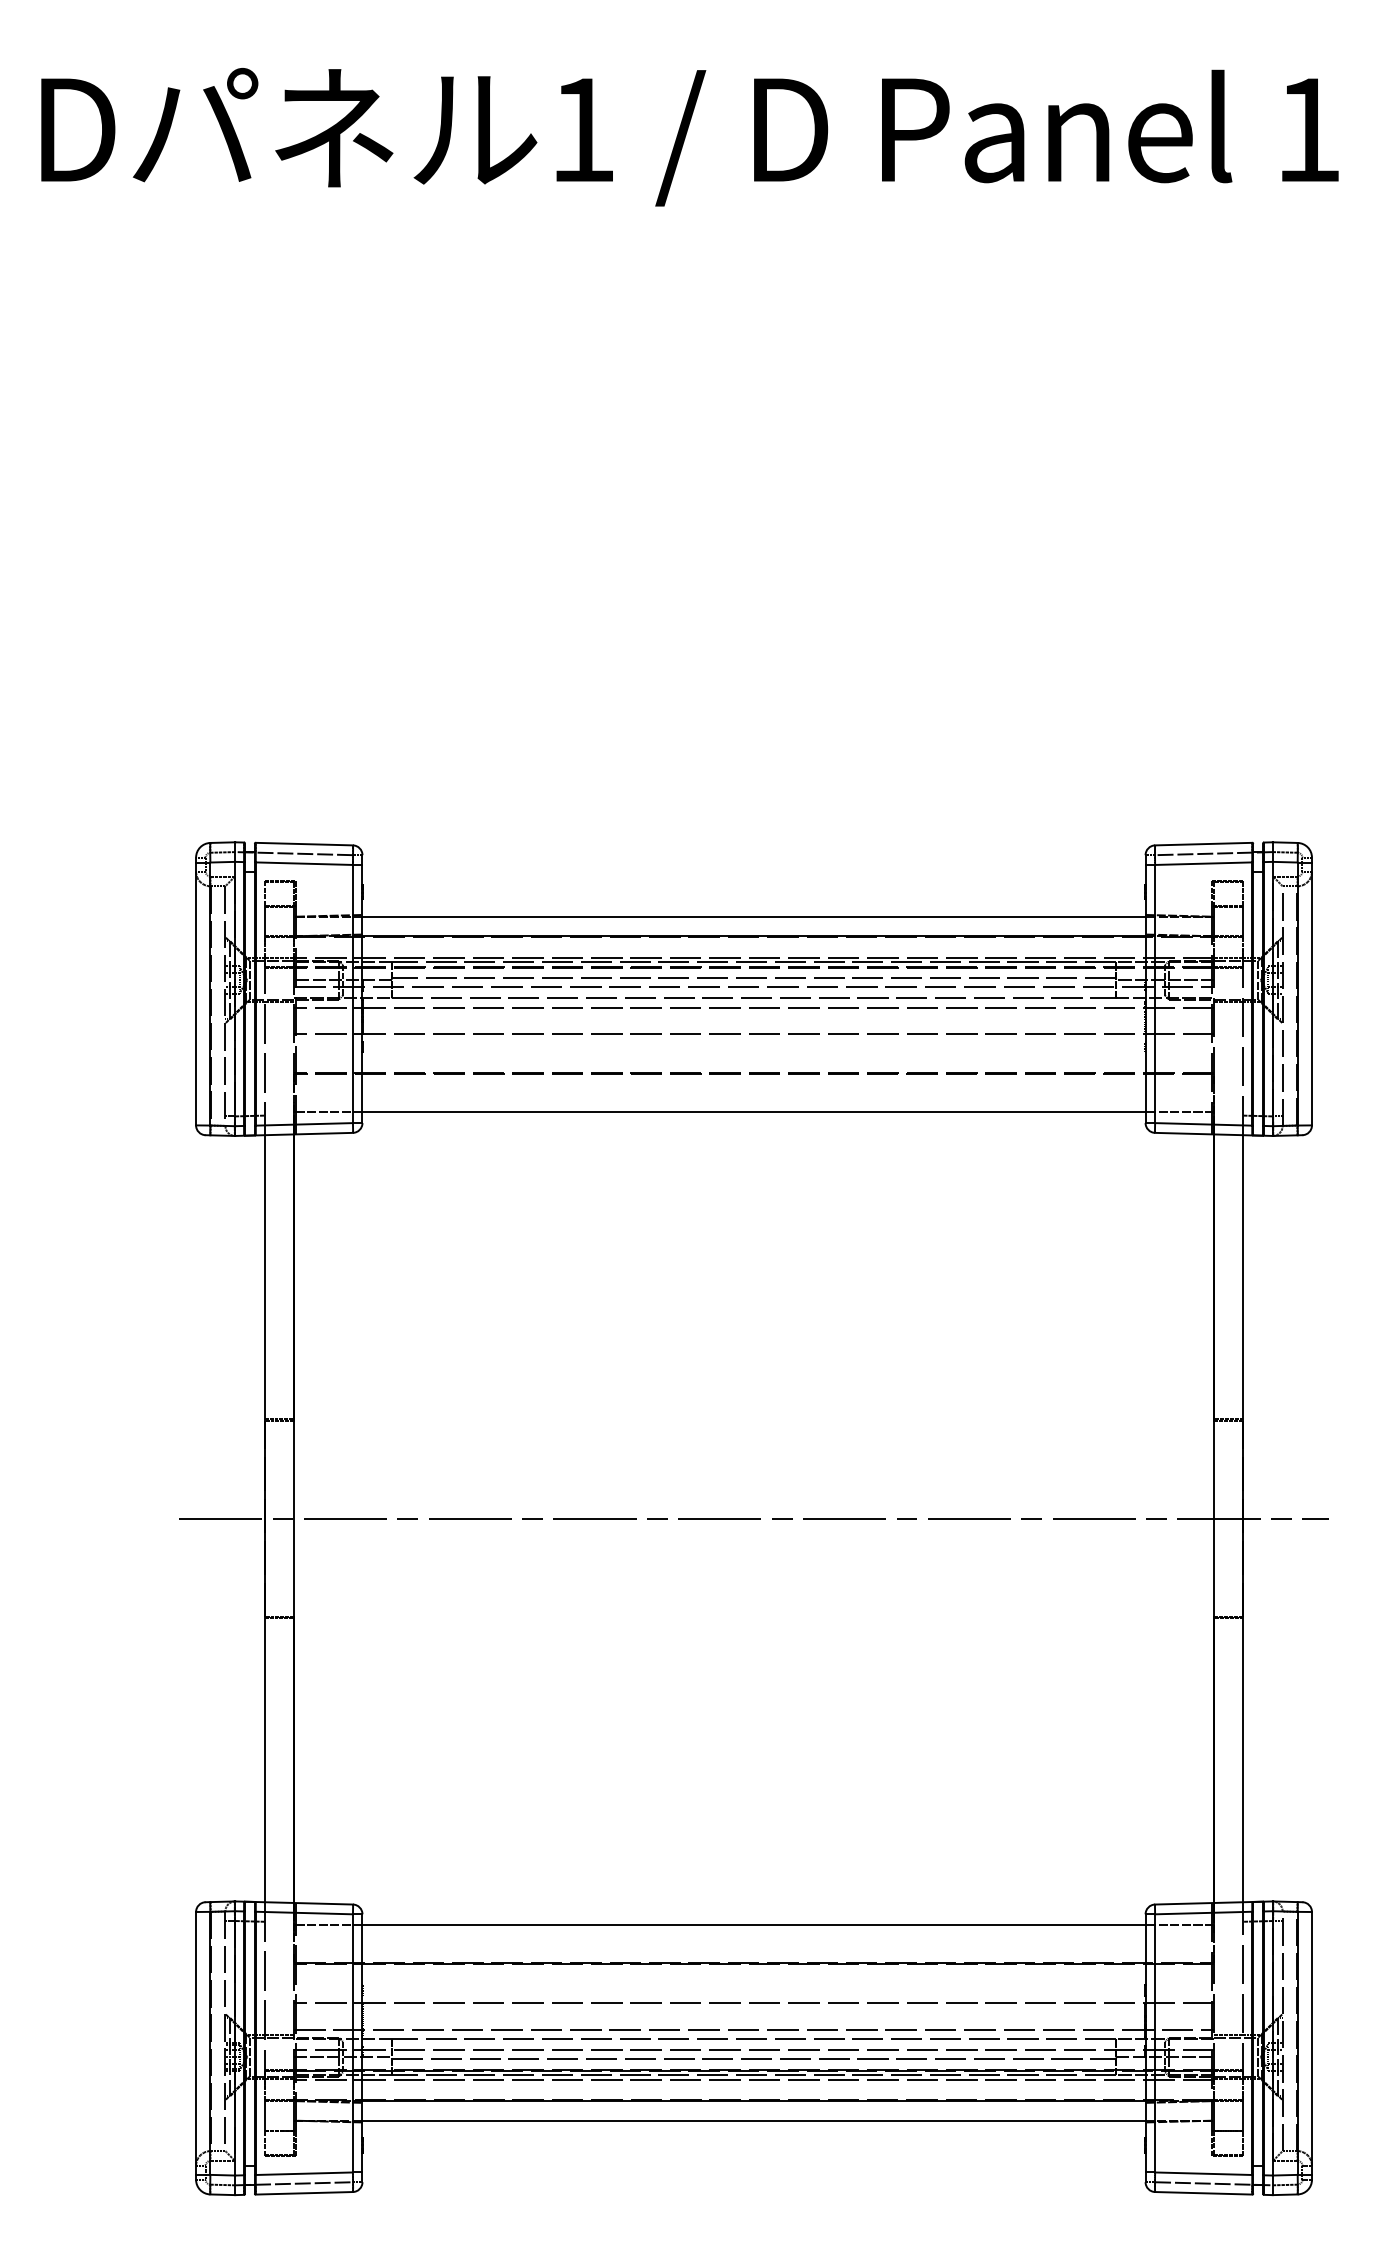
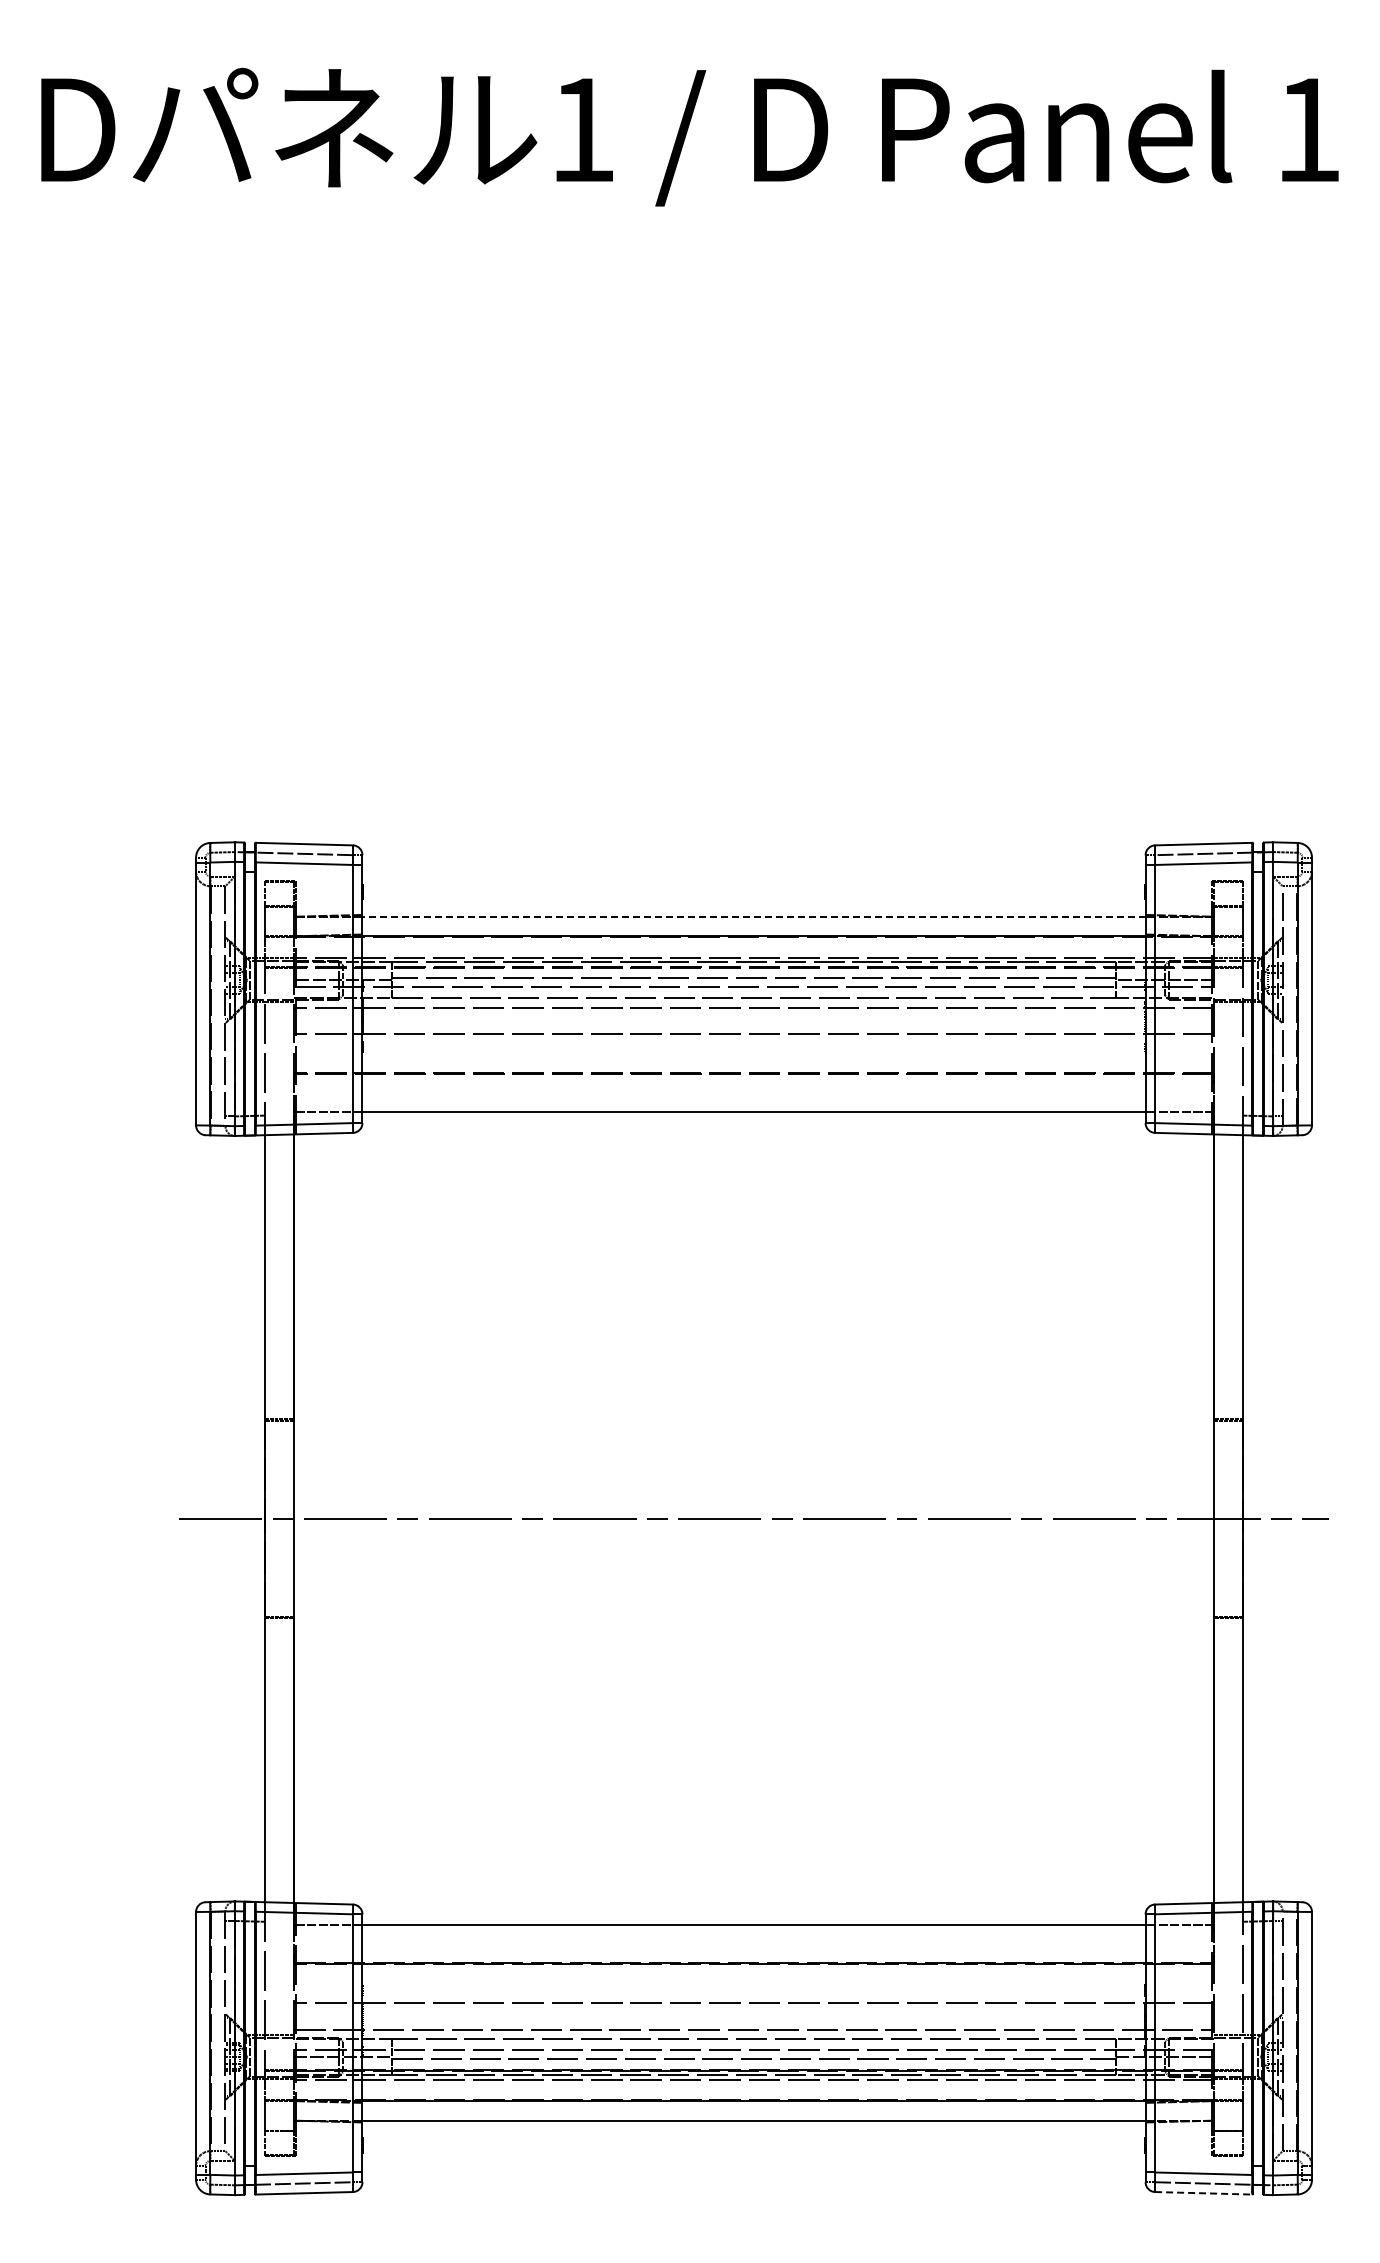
line: solid -> dashed (754, 916)
line: solid -> dashed (1203, 2193)
